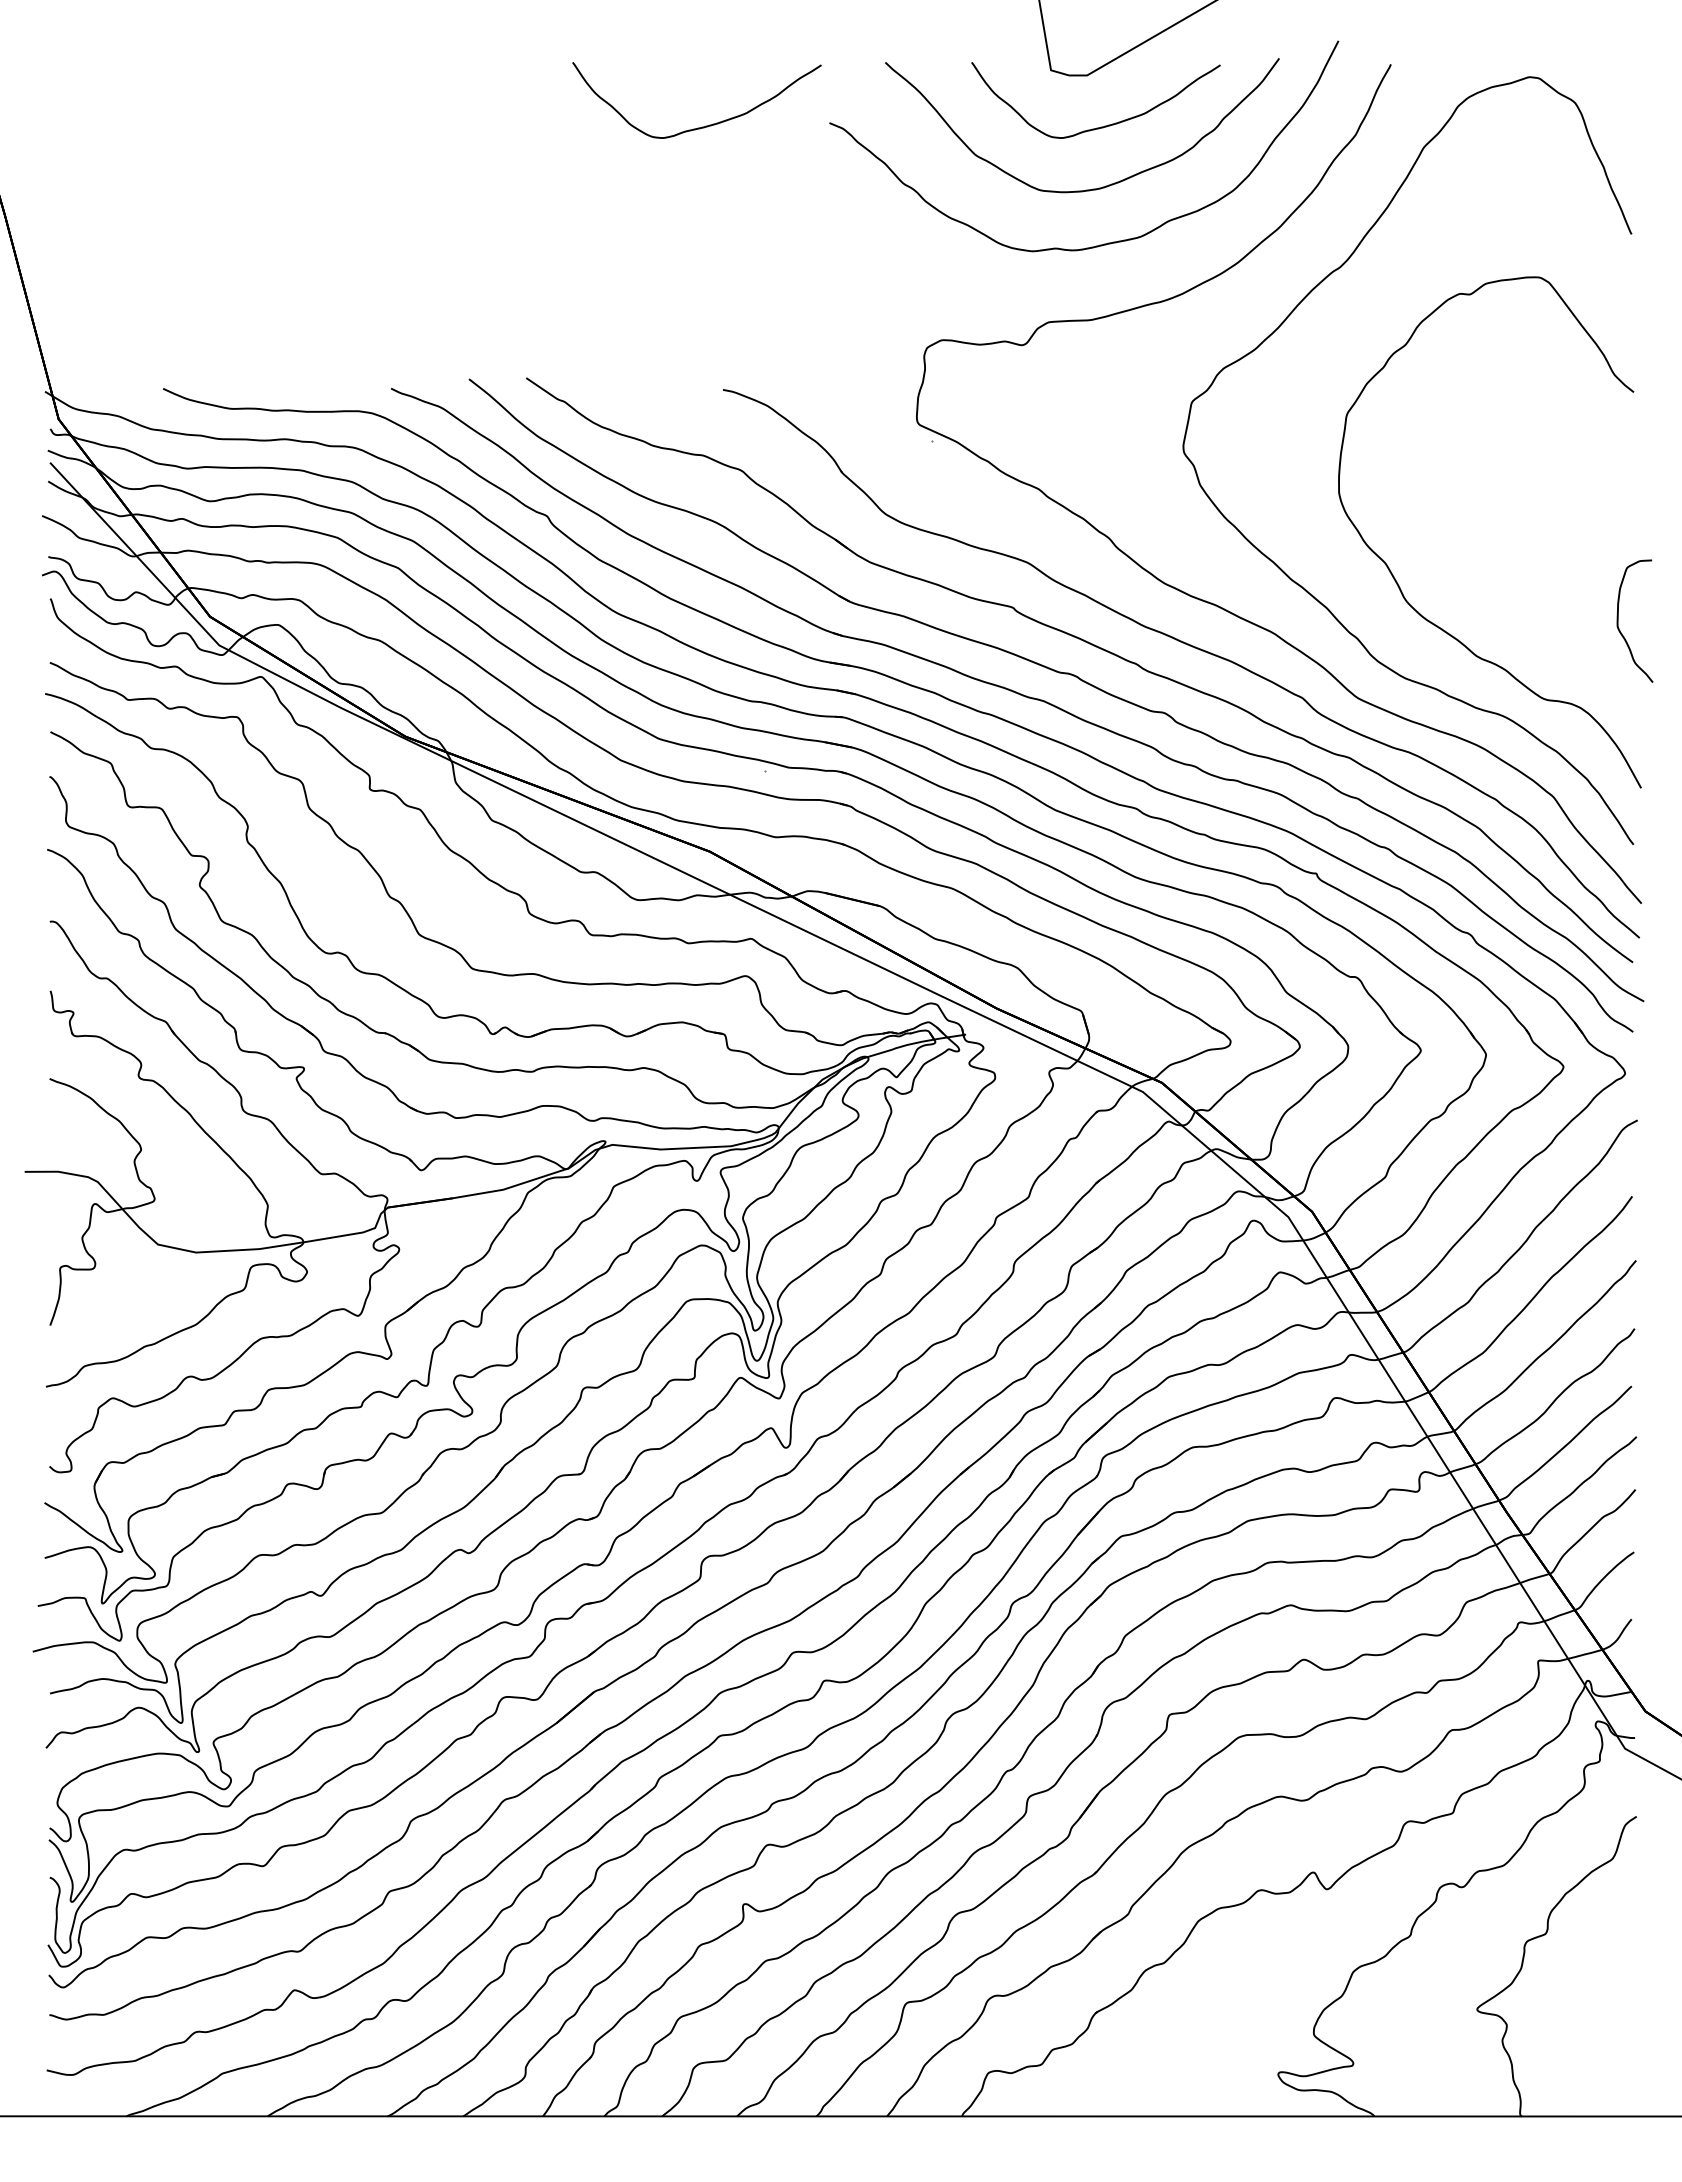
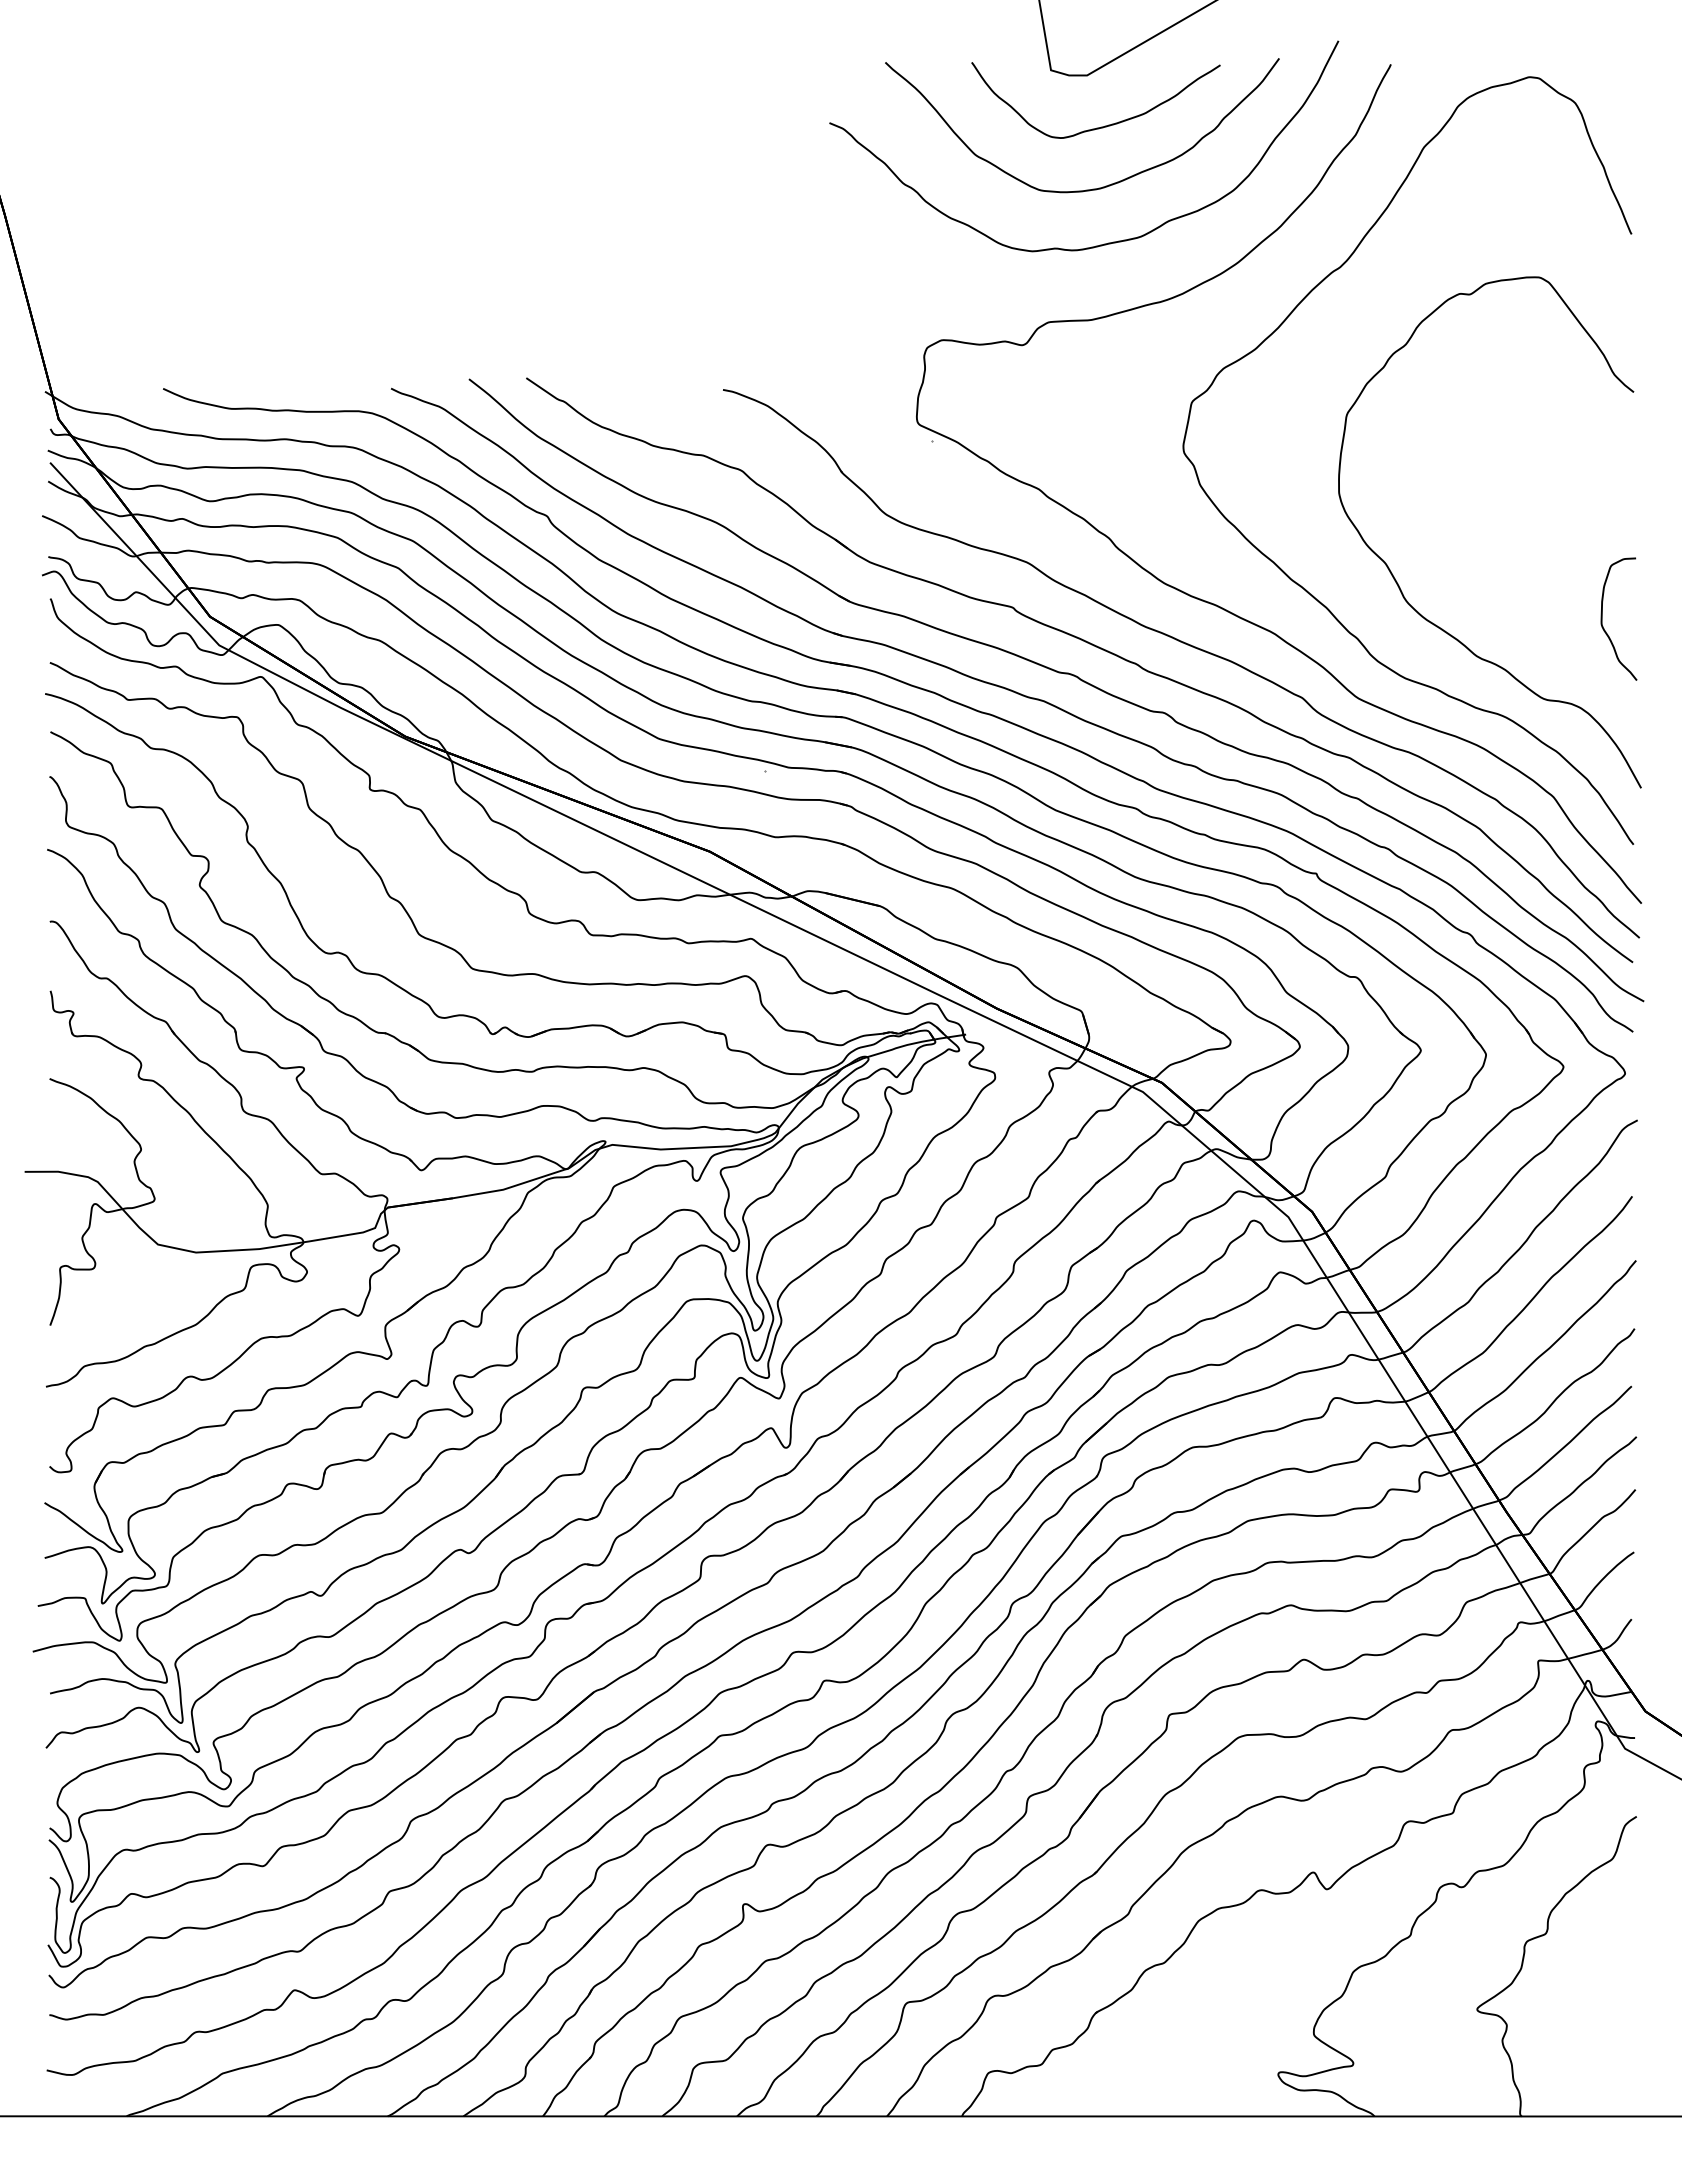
curve: present -> none (702, 126)
curve position: (1618, 620) -> (1602, 618) (1602, 618)
